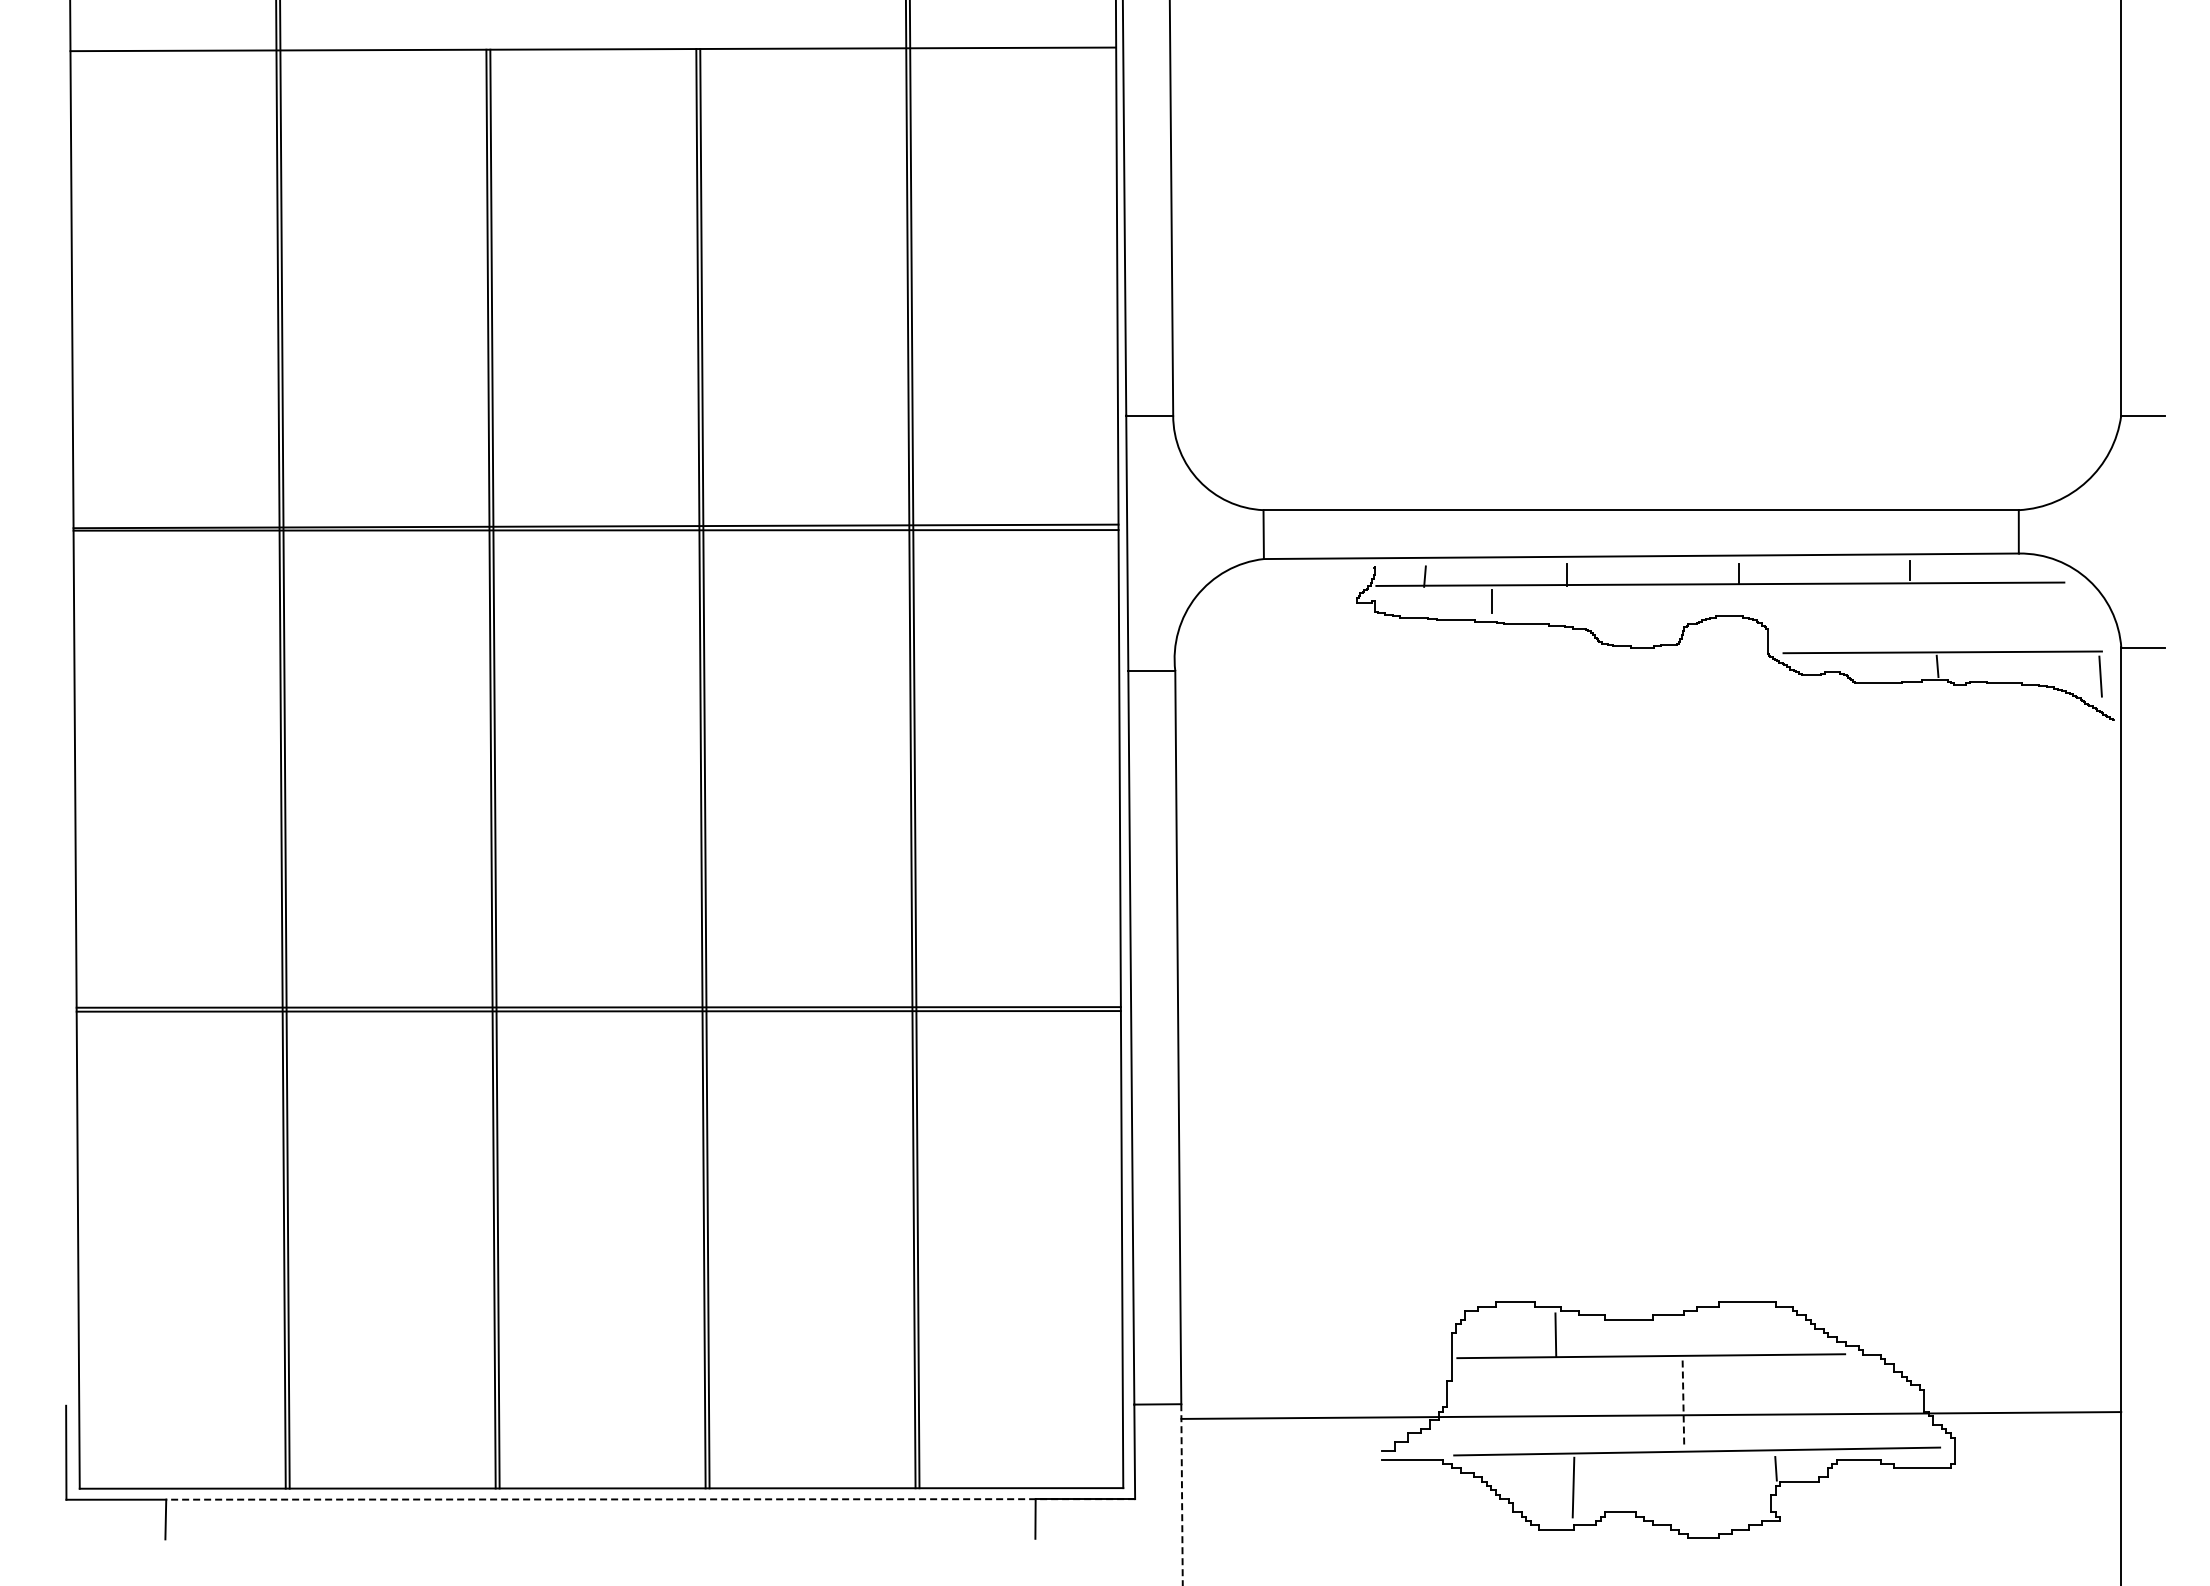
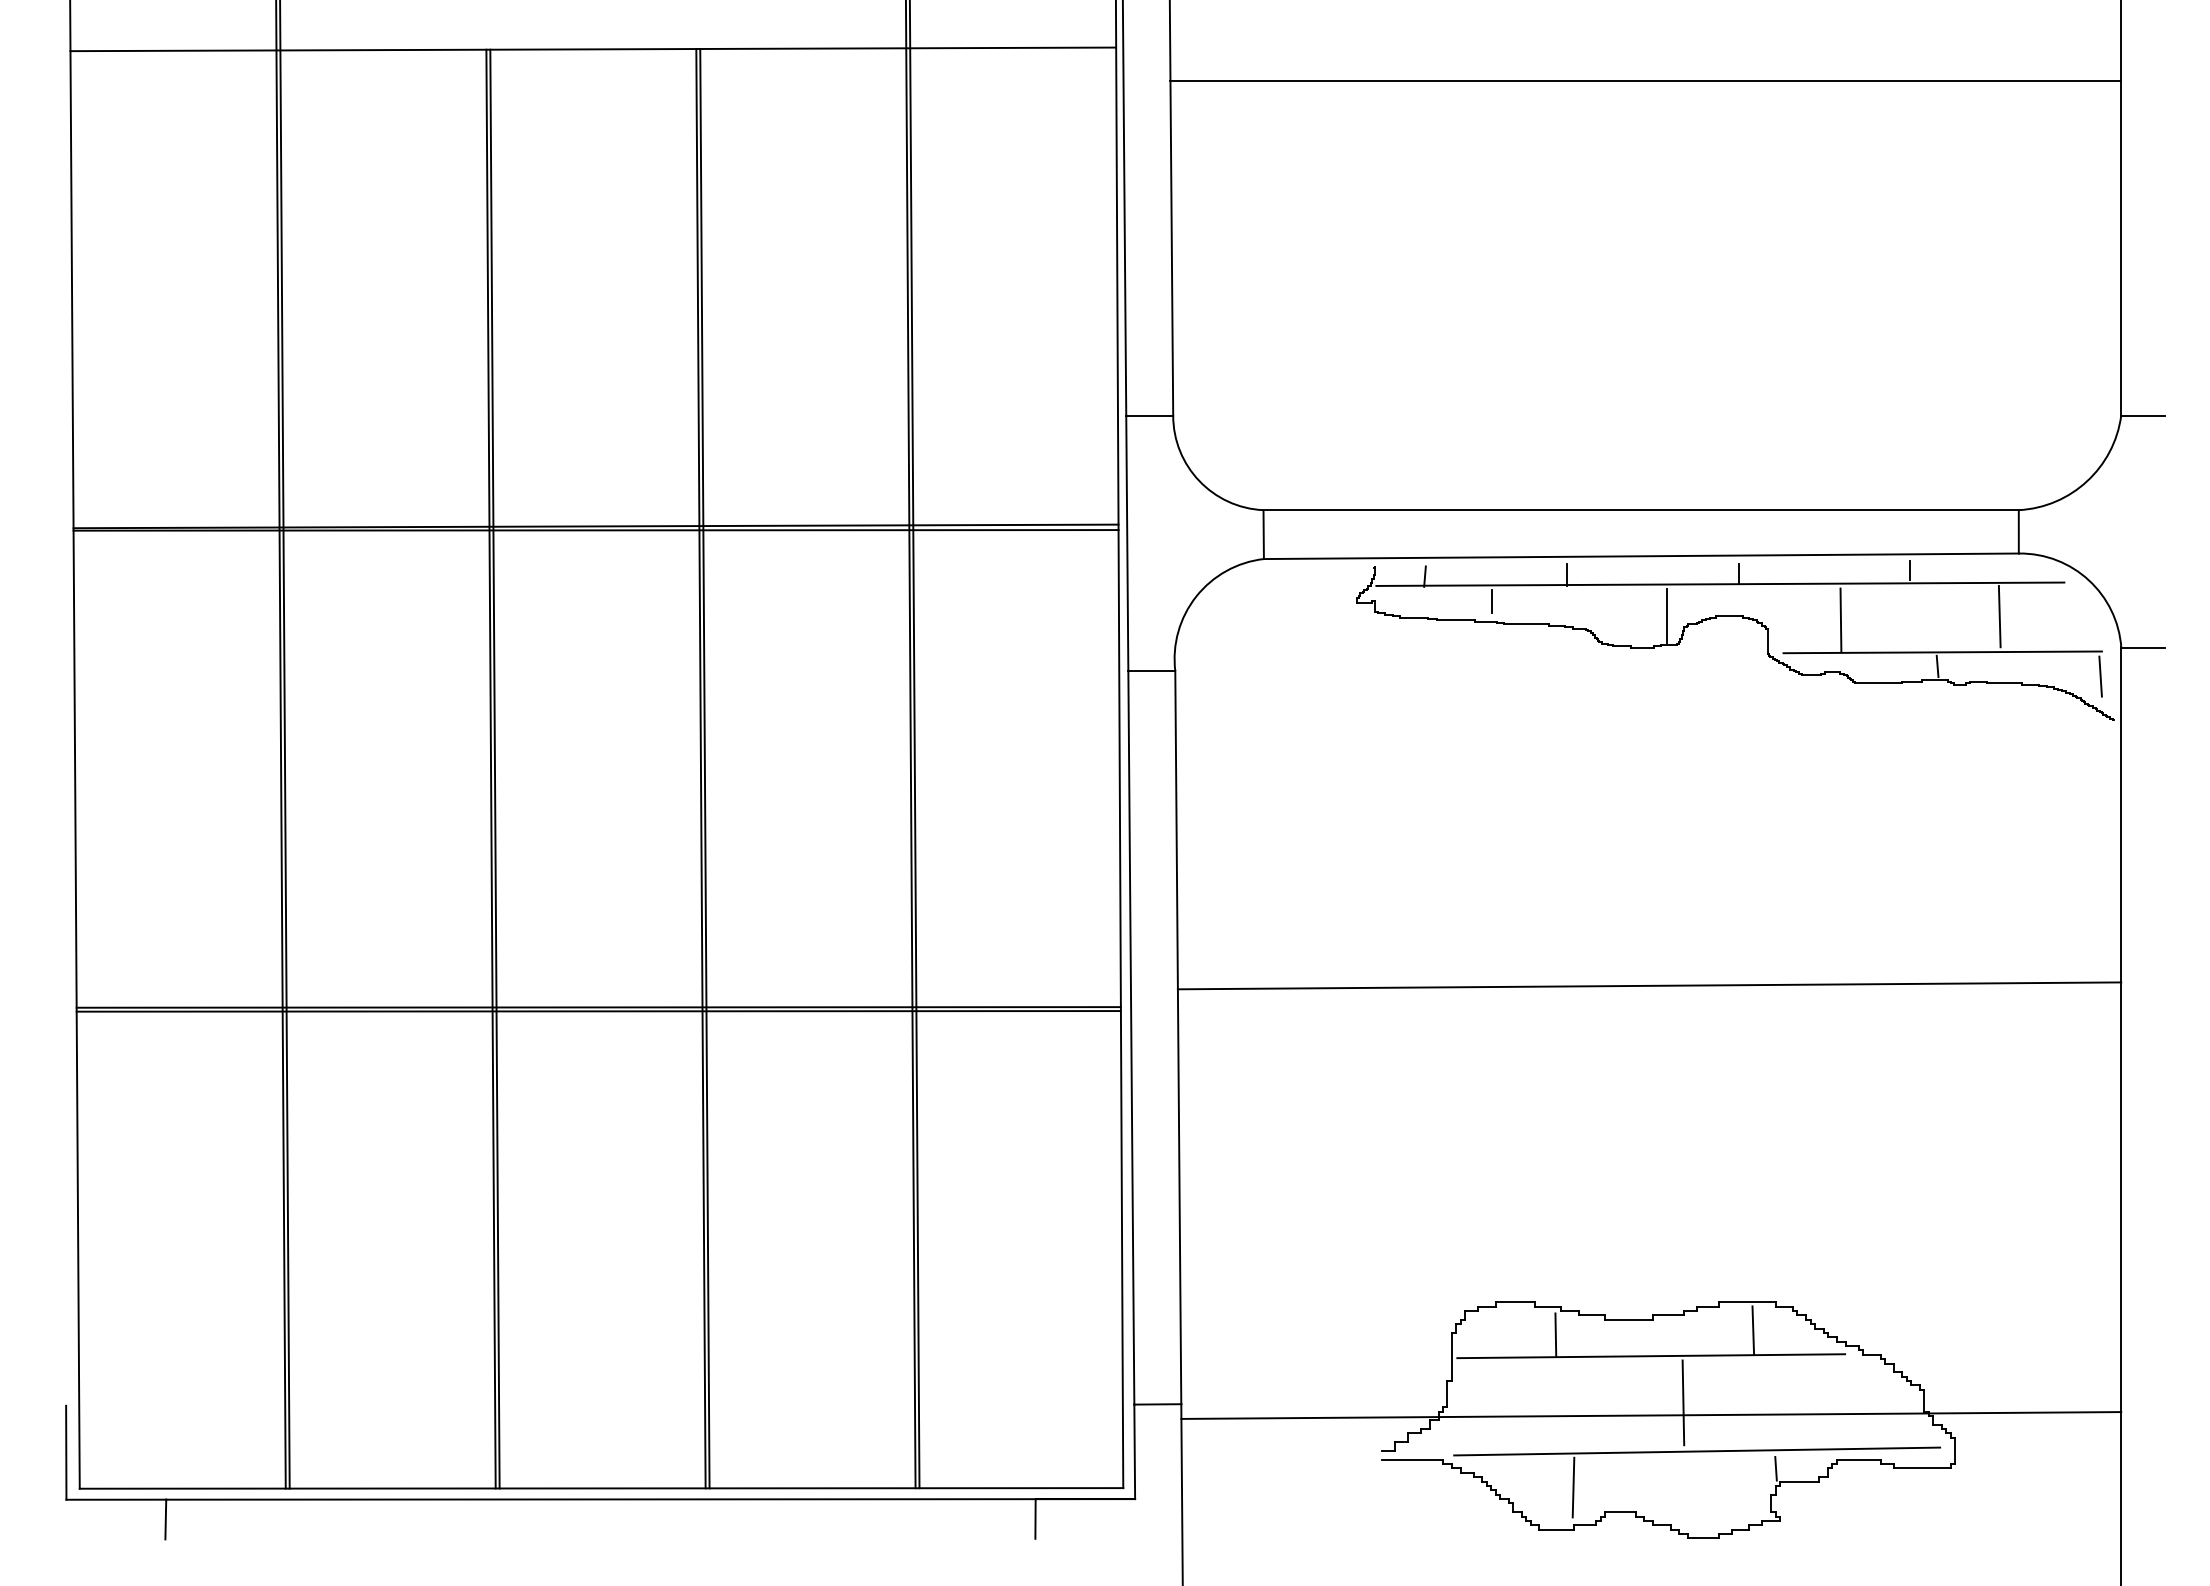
line: none -> present (1645, 80)
line: none -> present (1666, 615)
line: none -> present (1999, 616)
line: none -> present (1840, 620)
line: none -> present (1649, 985)
line: none -> present (1753, 1330)
line: dashed -> solid (1683, 1403)
line: dashed -> solid (1182, 1494)
line: dashed -> solid (650, 1499)
